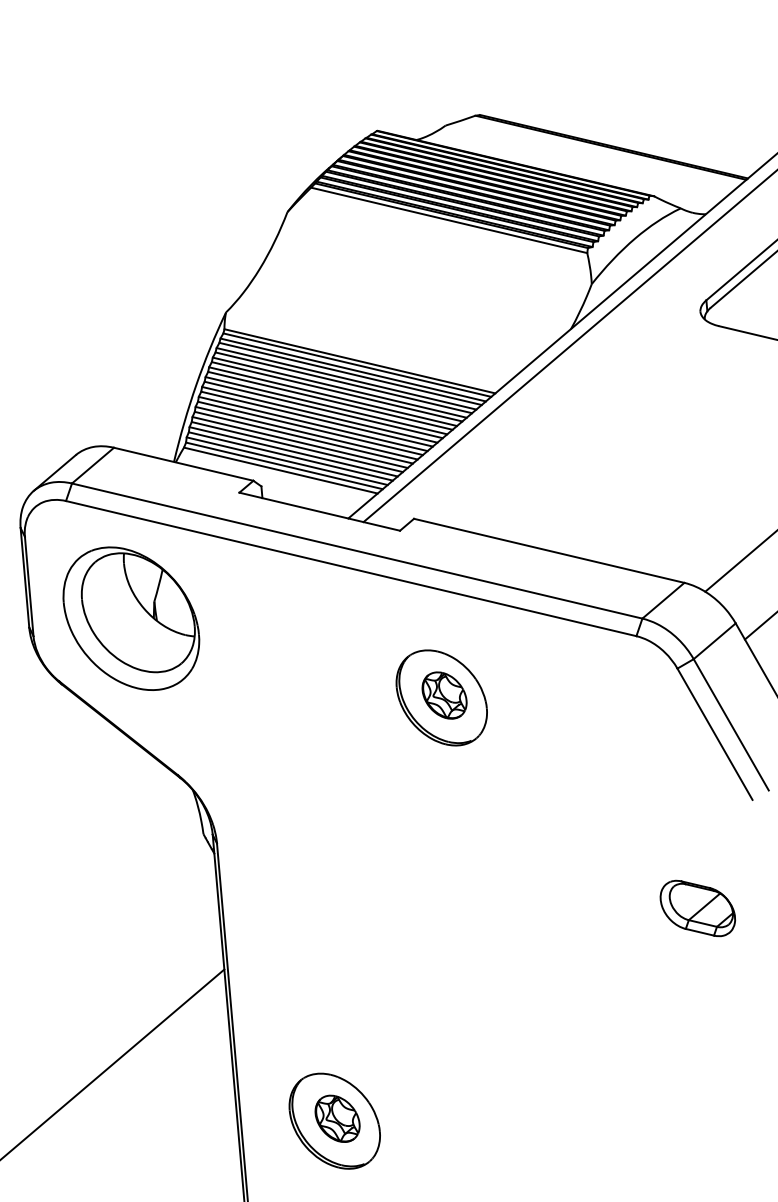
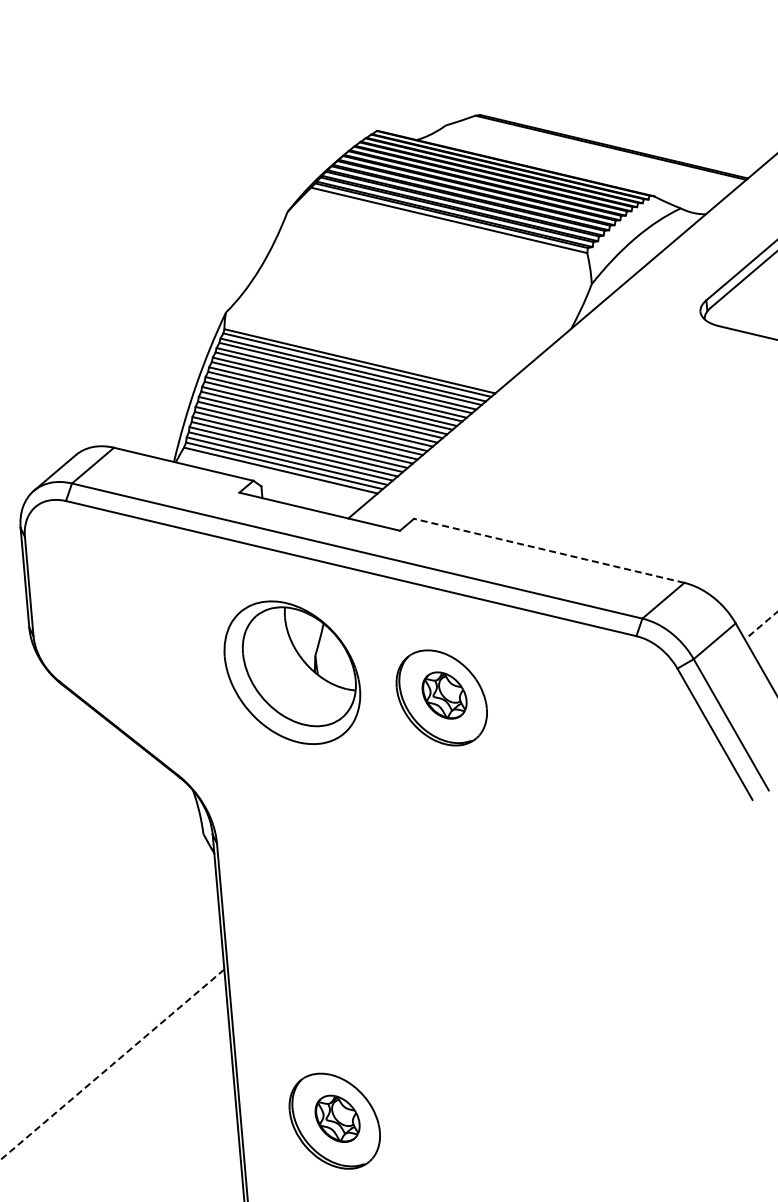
line: present -> none (568, 347)
line: solid -> dashed (549, 550)
line: present -> none (739, 561)
part position: (131, 618) -> (292, 672) (292, 672)
line: solid -> dashed (760, 625)
part: present -> none (697, 908)
line: solid -> dashed (111, 1065)
